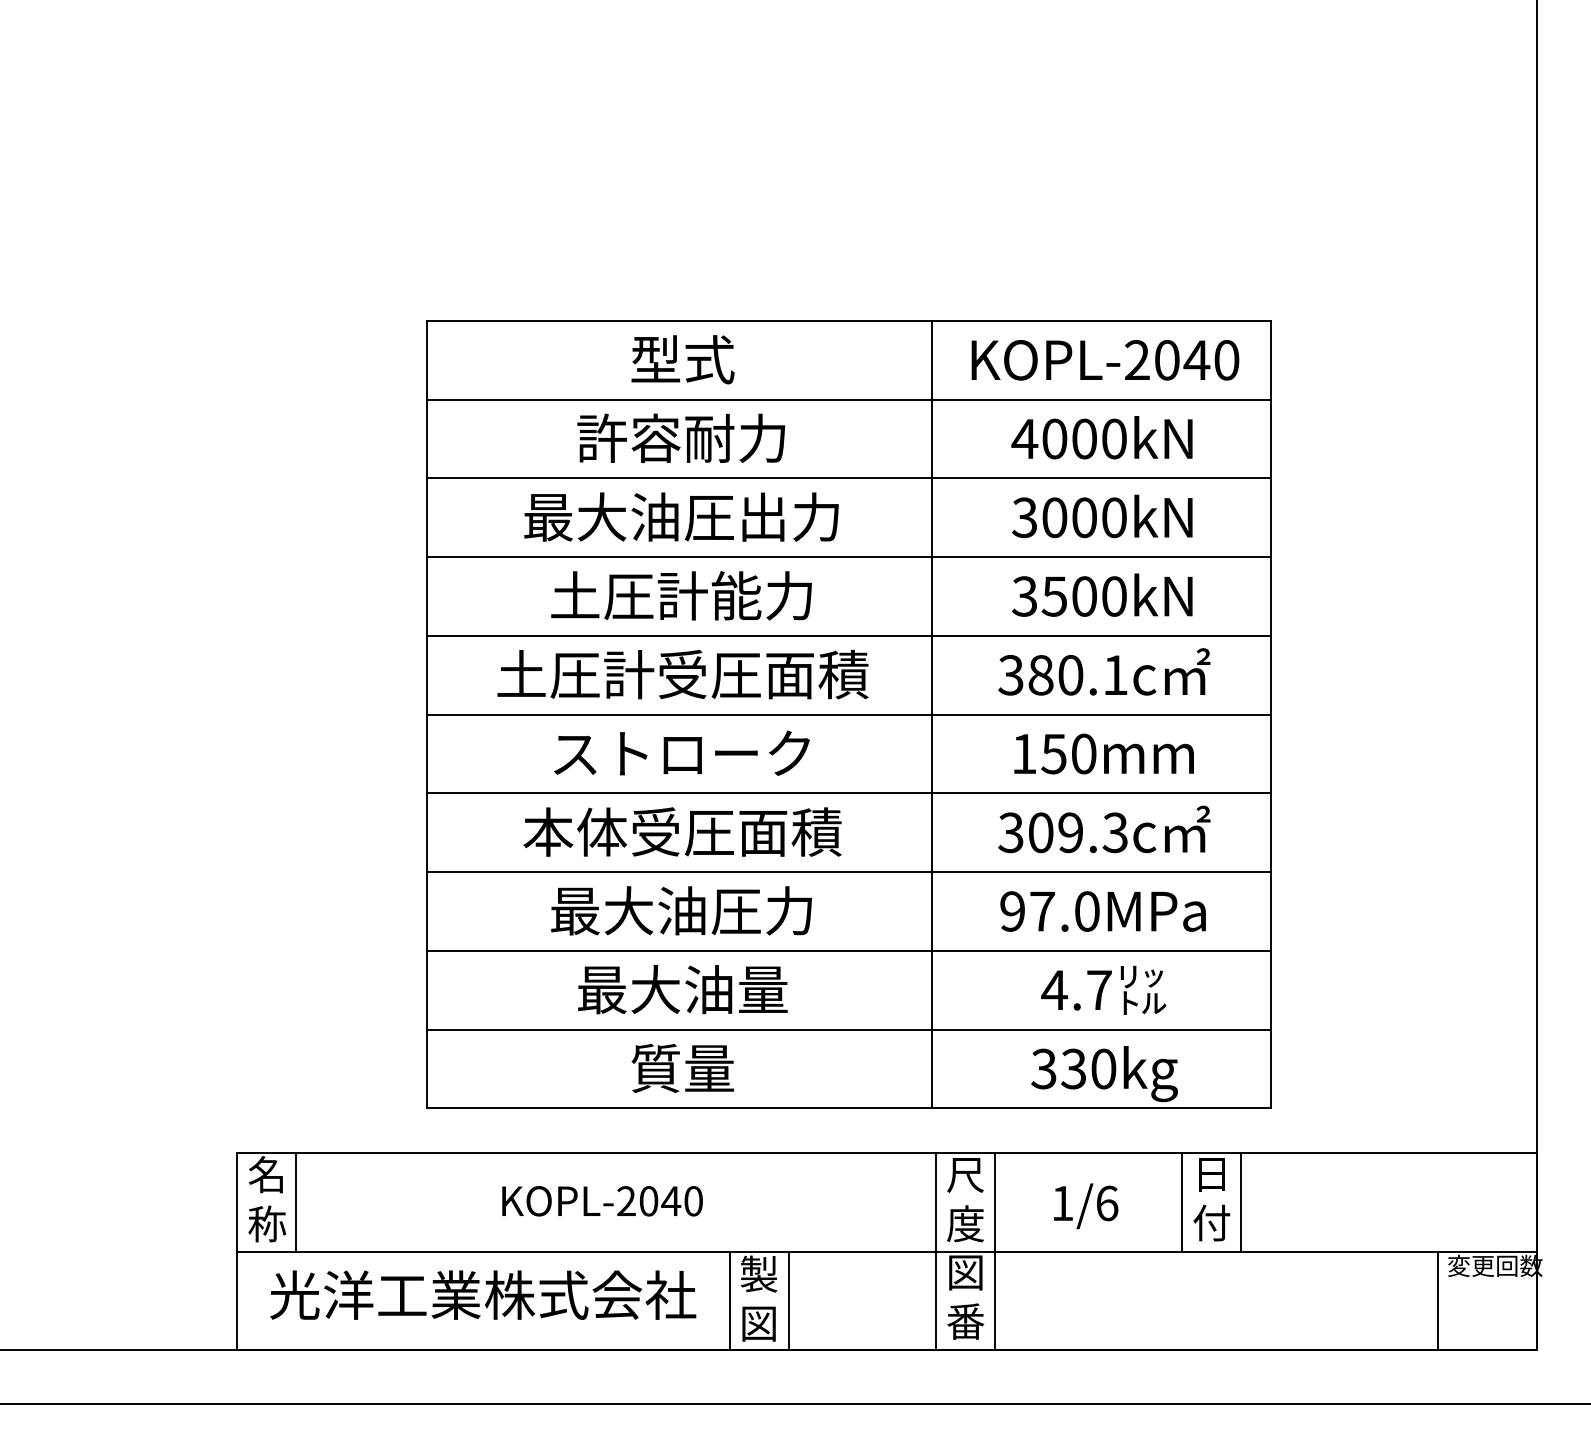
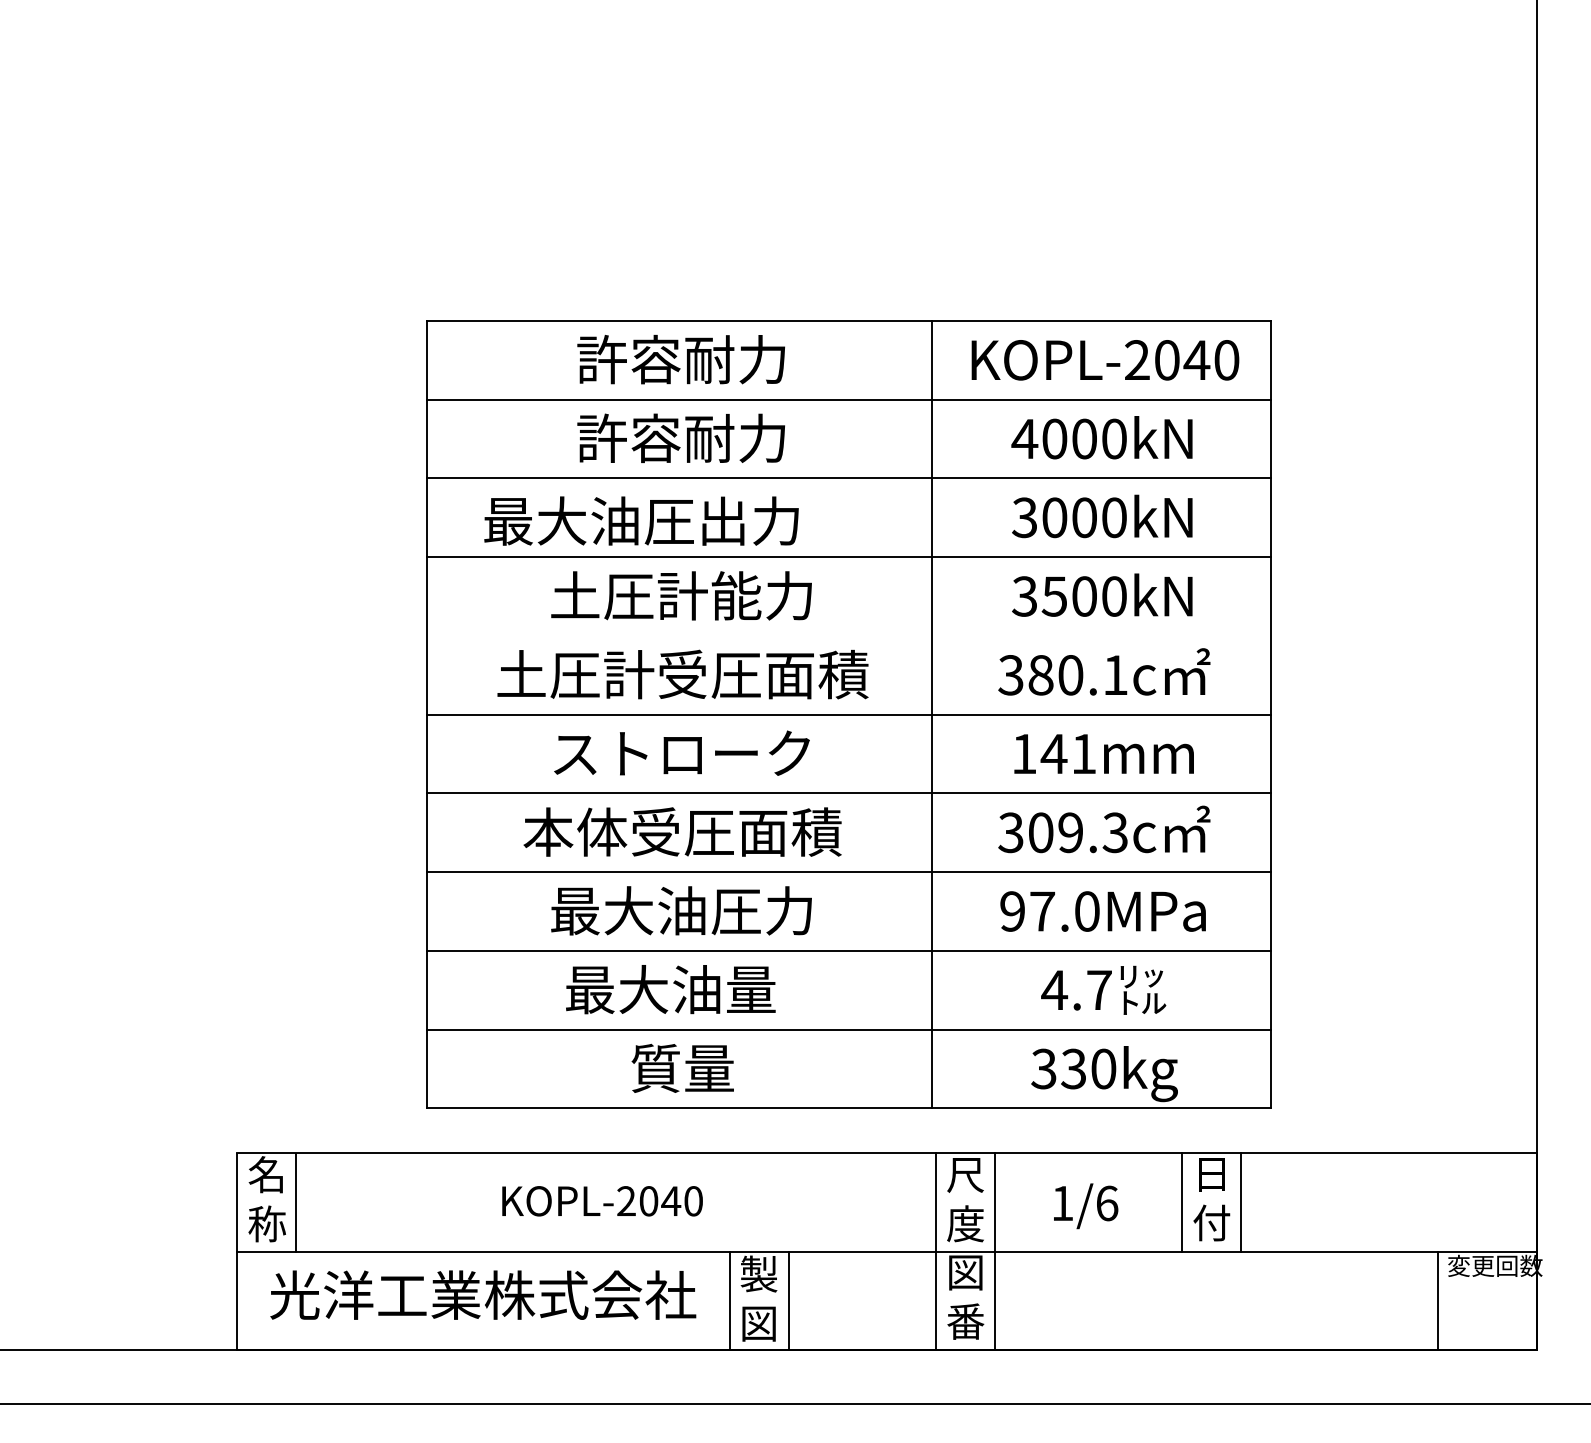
text: 型式 -> 許容耐力 (681, 359)
text position: (681, 516) -> (641, 520) (641, 520)
line: present -> none (848, 635)
text: 150mm -> 141mm (1068, 753)
text position: (682, 989) -> (670, 989) (670, 989)
